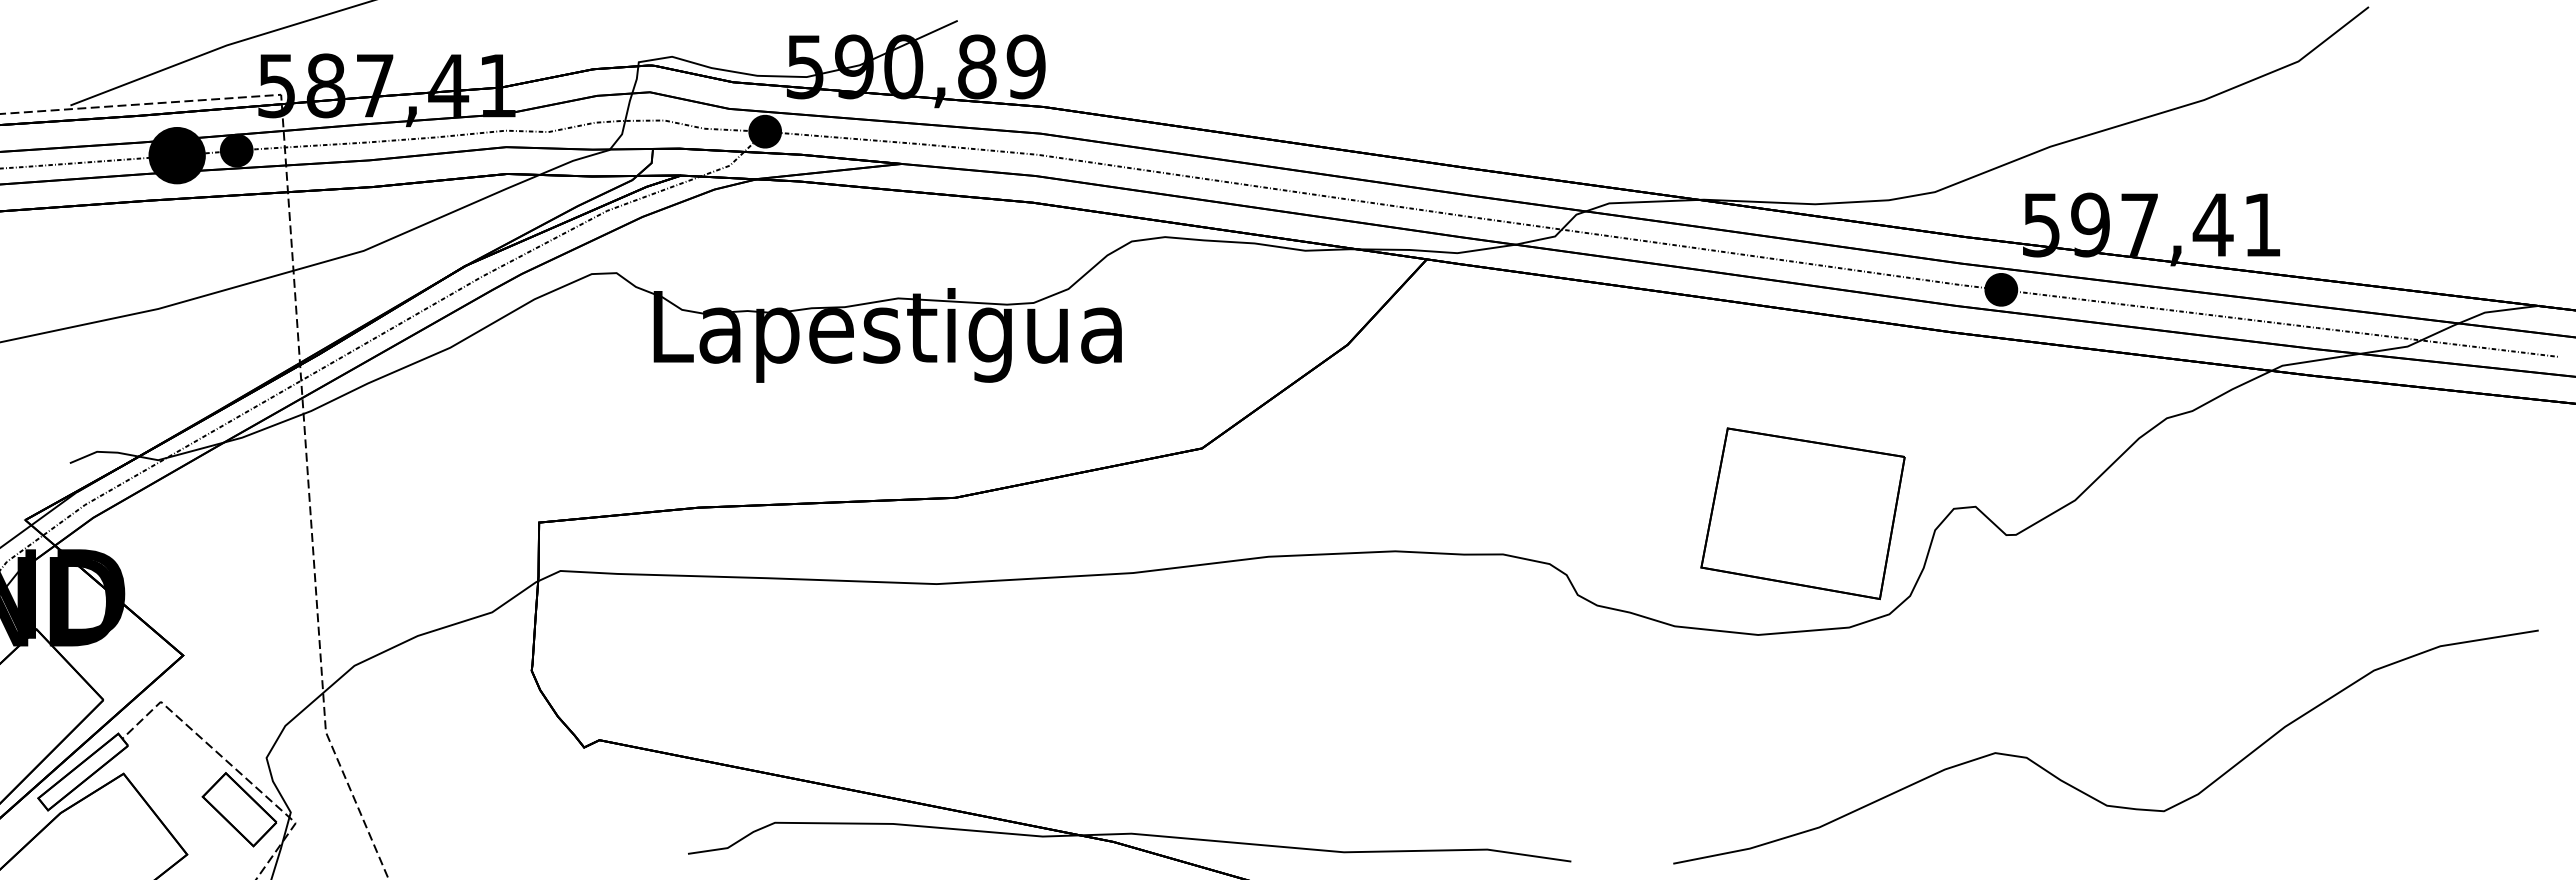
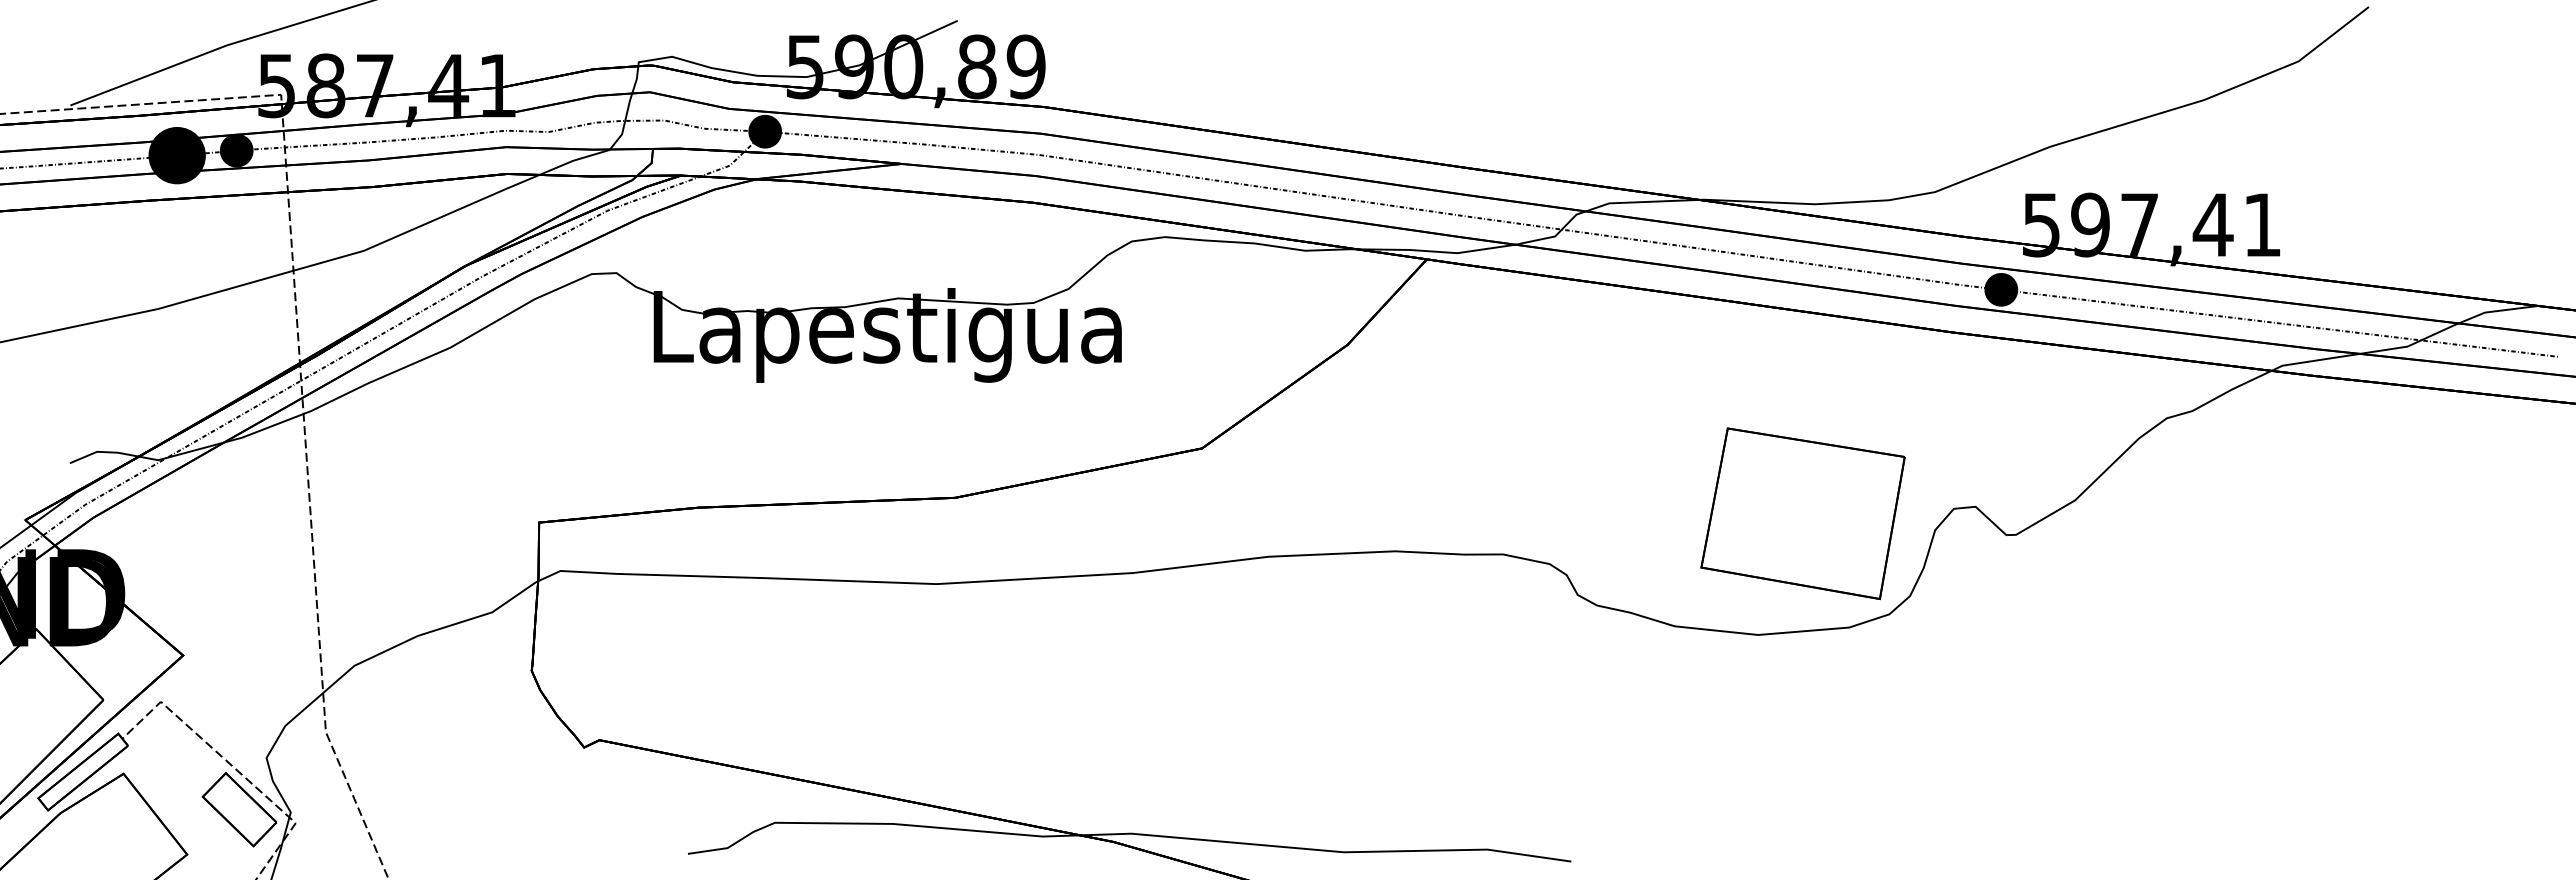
curve: present -> none (2083, 791)
